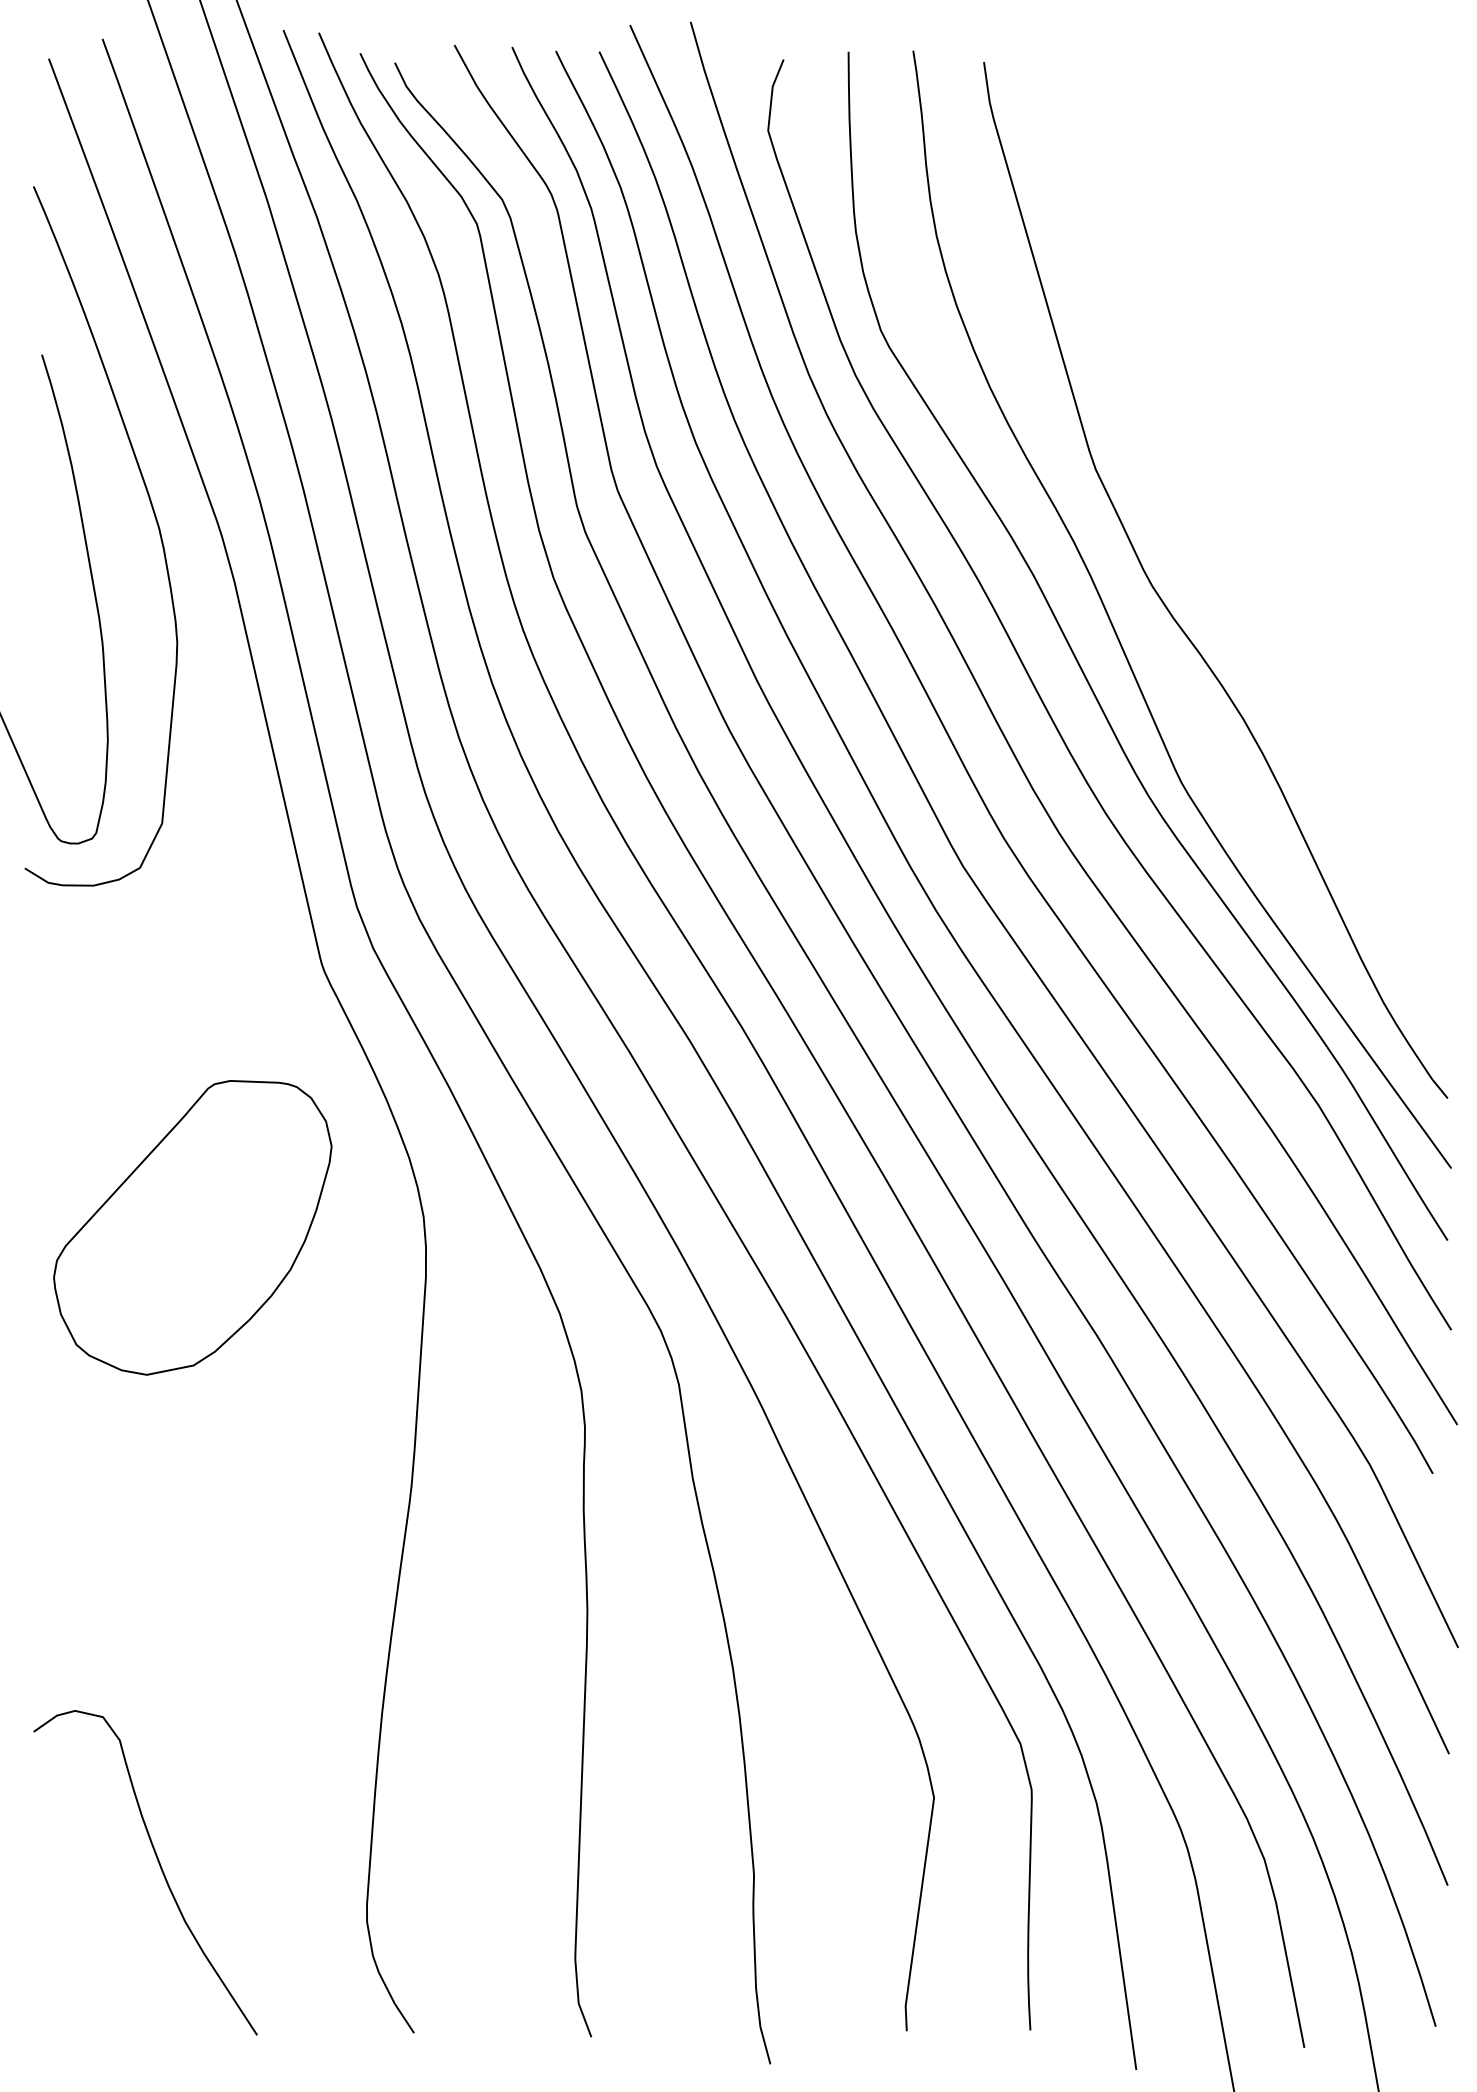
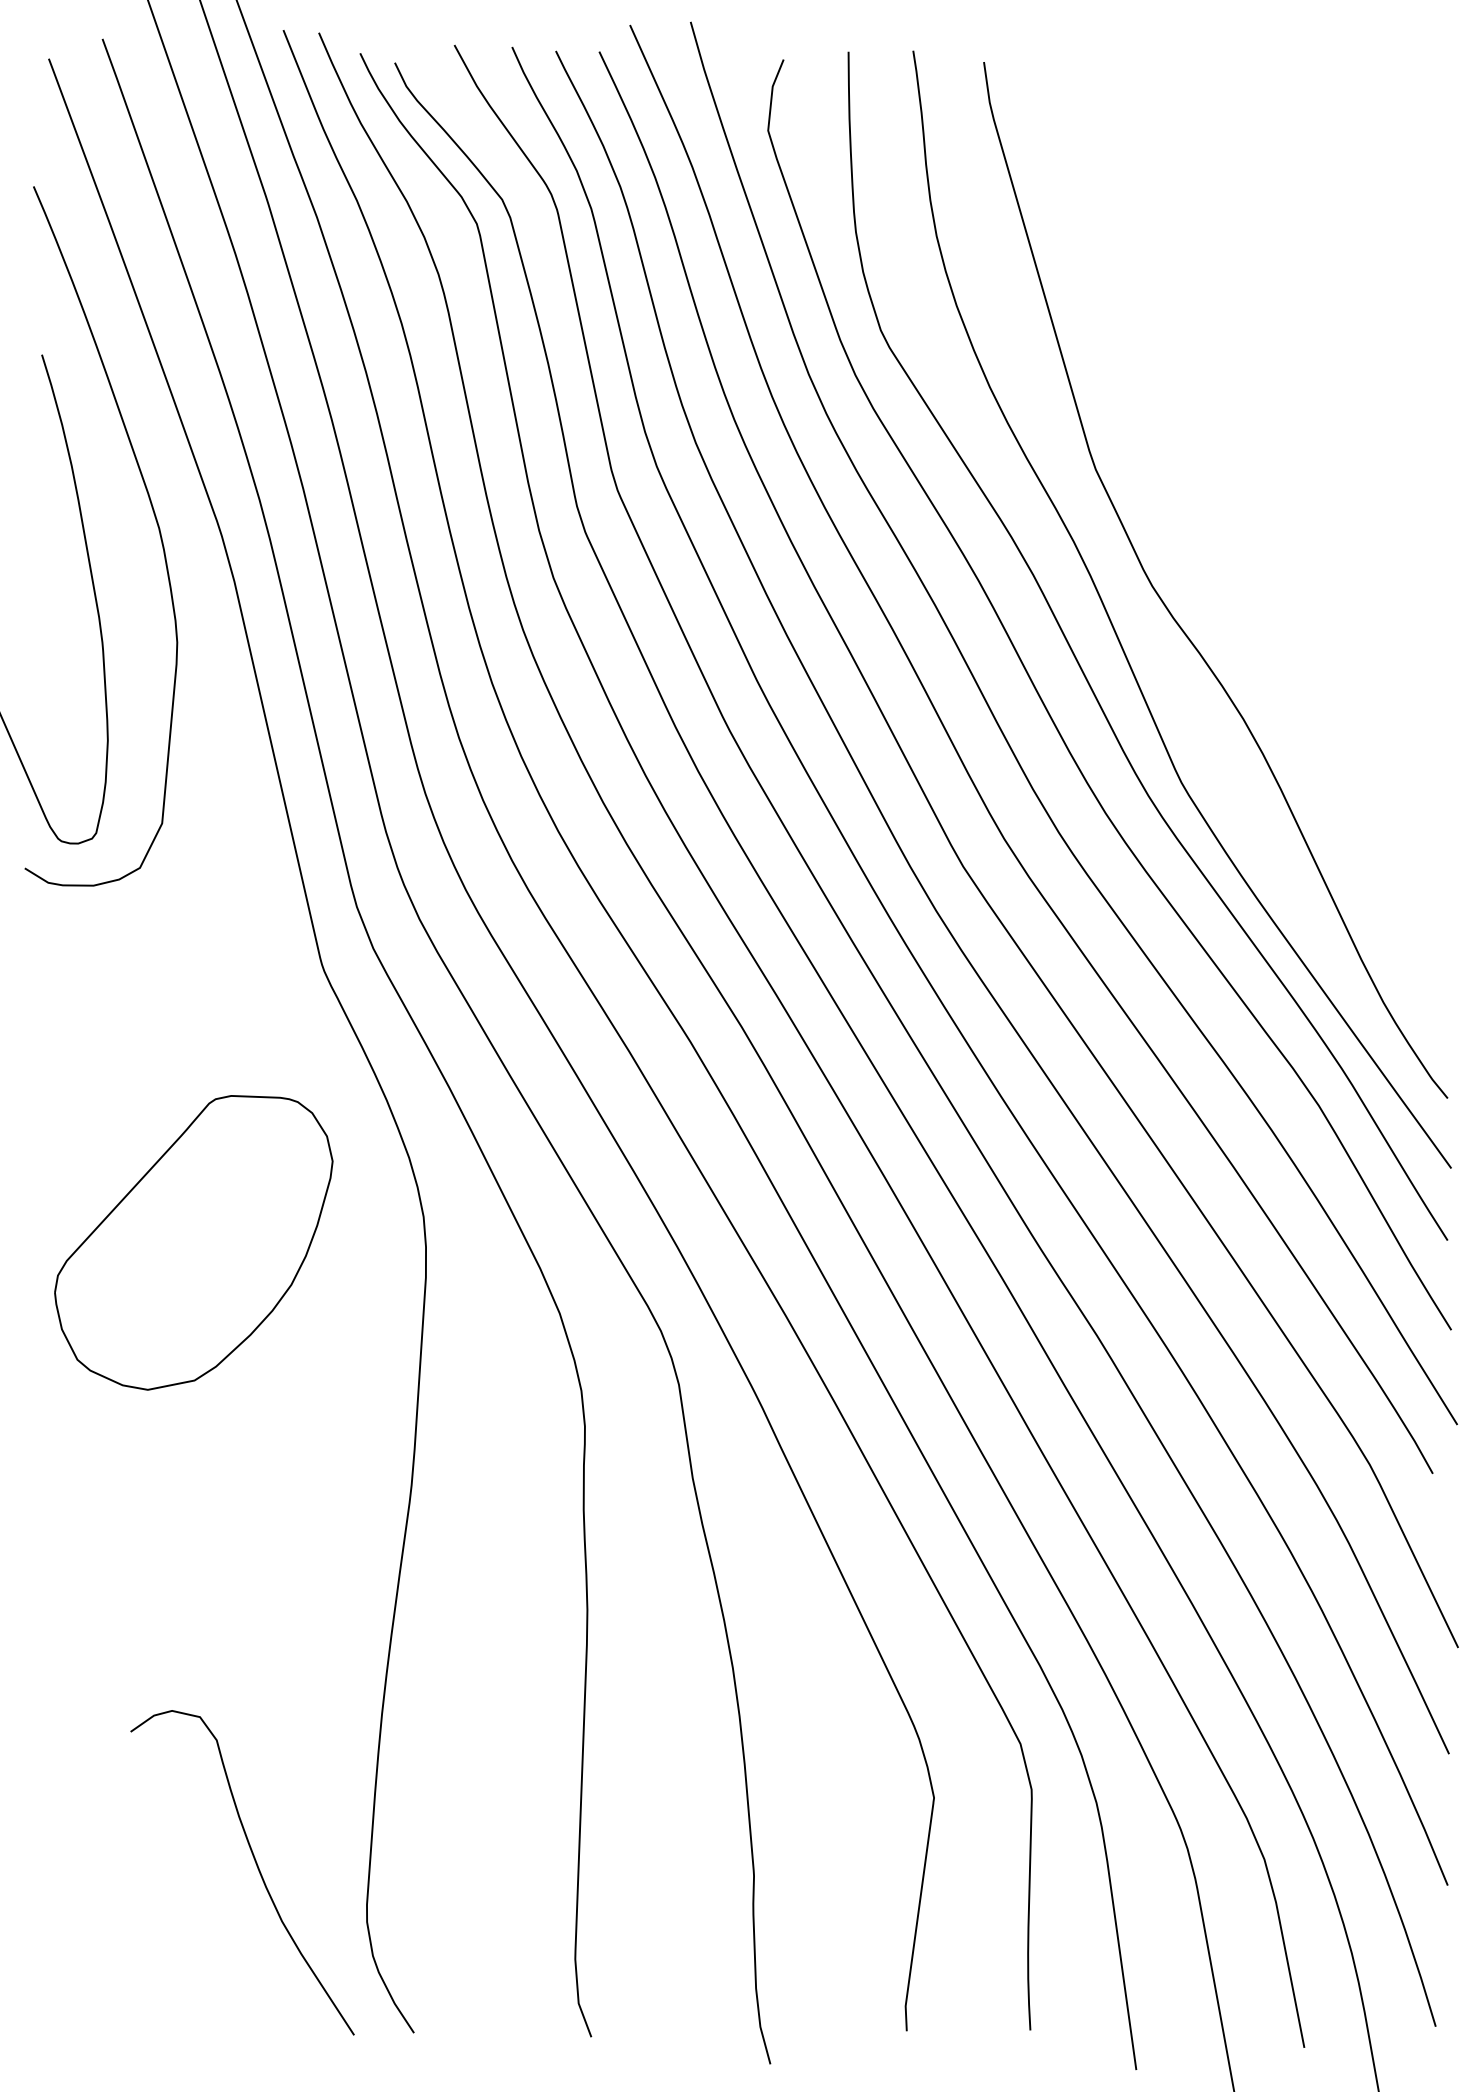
part position: (192, 1227) -> (193, 1242) (193, 1242)
curve position: (159, 1866) -> (256, 1866) (256, 1866)
